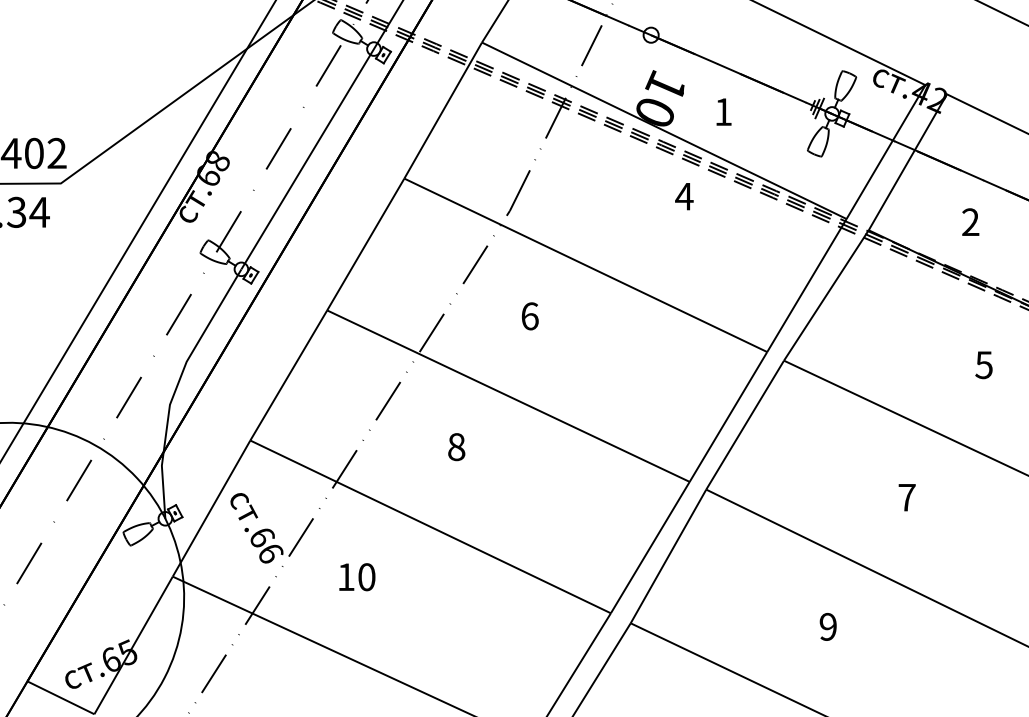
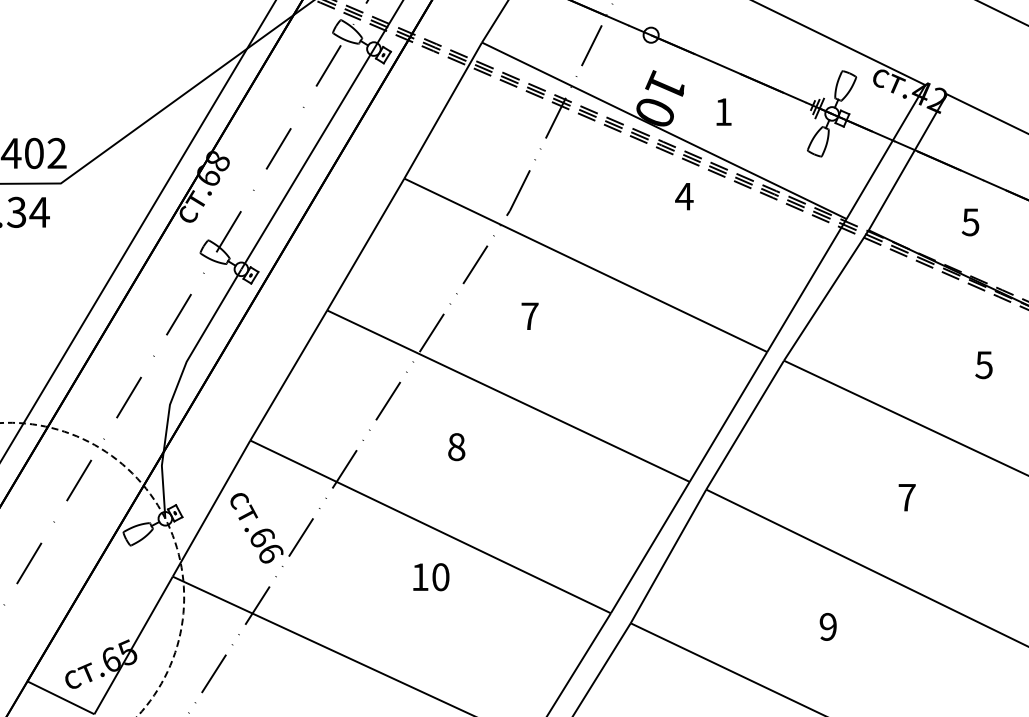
text: 2 -> 5 (970, 222)
text: 6 -> 7 (529, 316)
line: solid -> dashed (167, 523)
text position: (357, 577) -> (431, 577) (431, 577)
